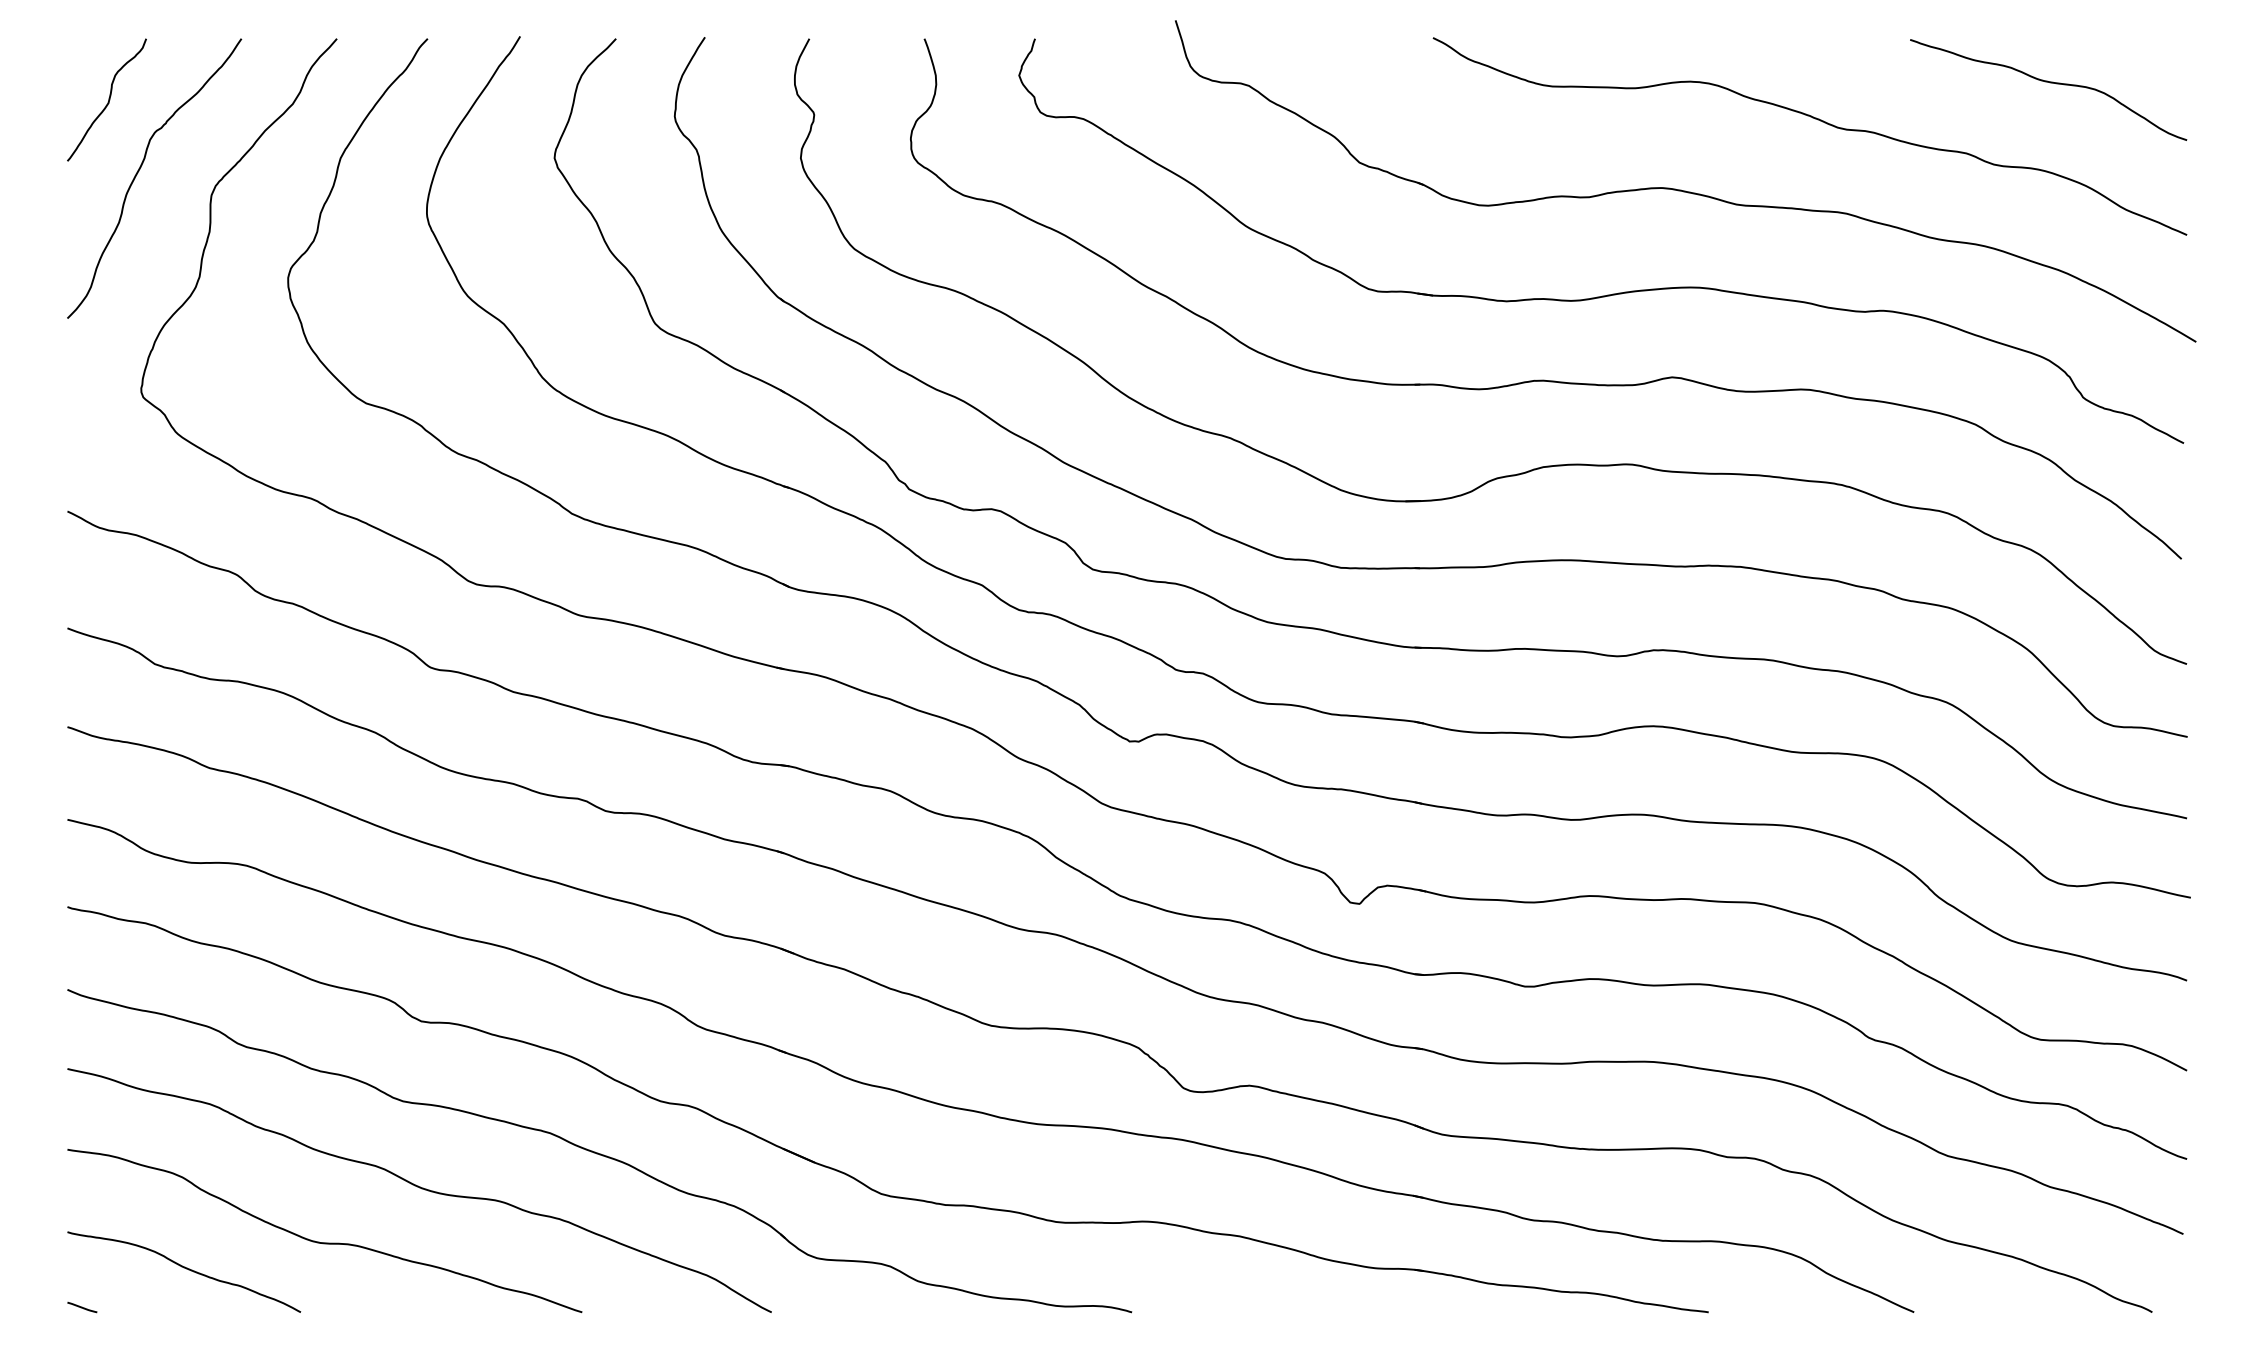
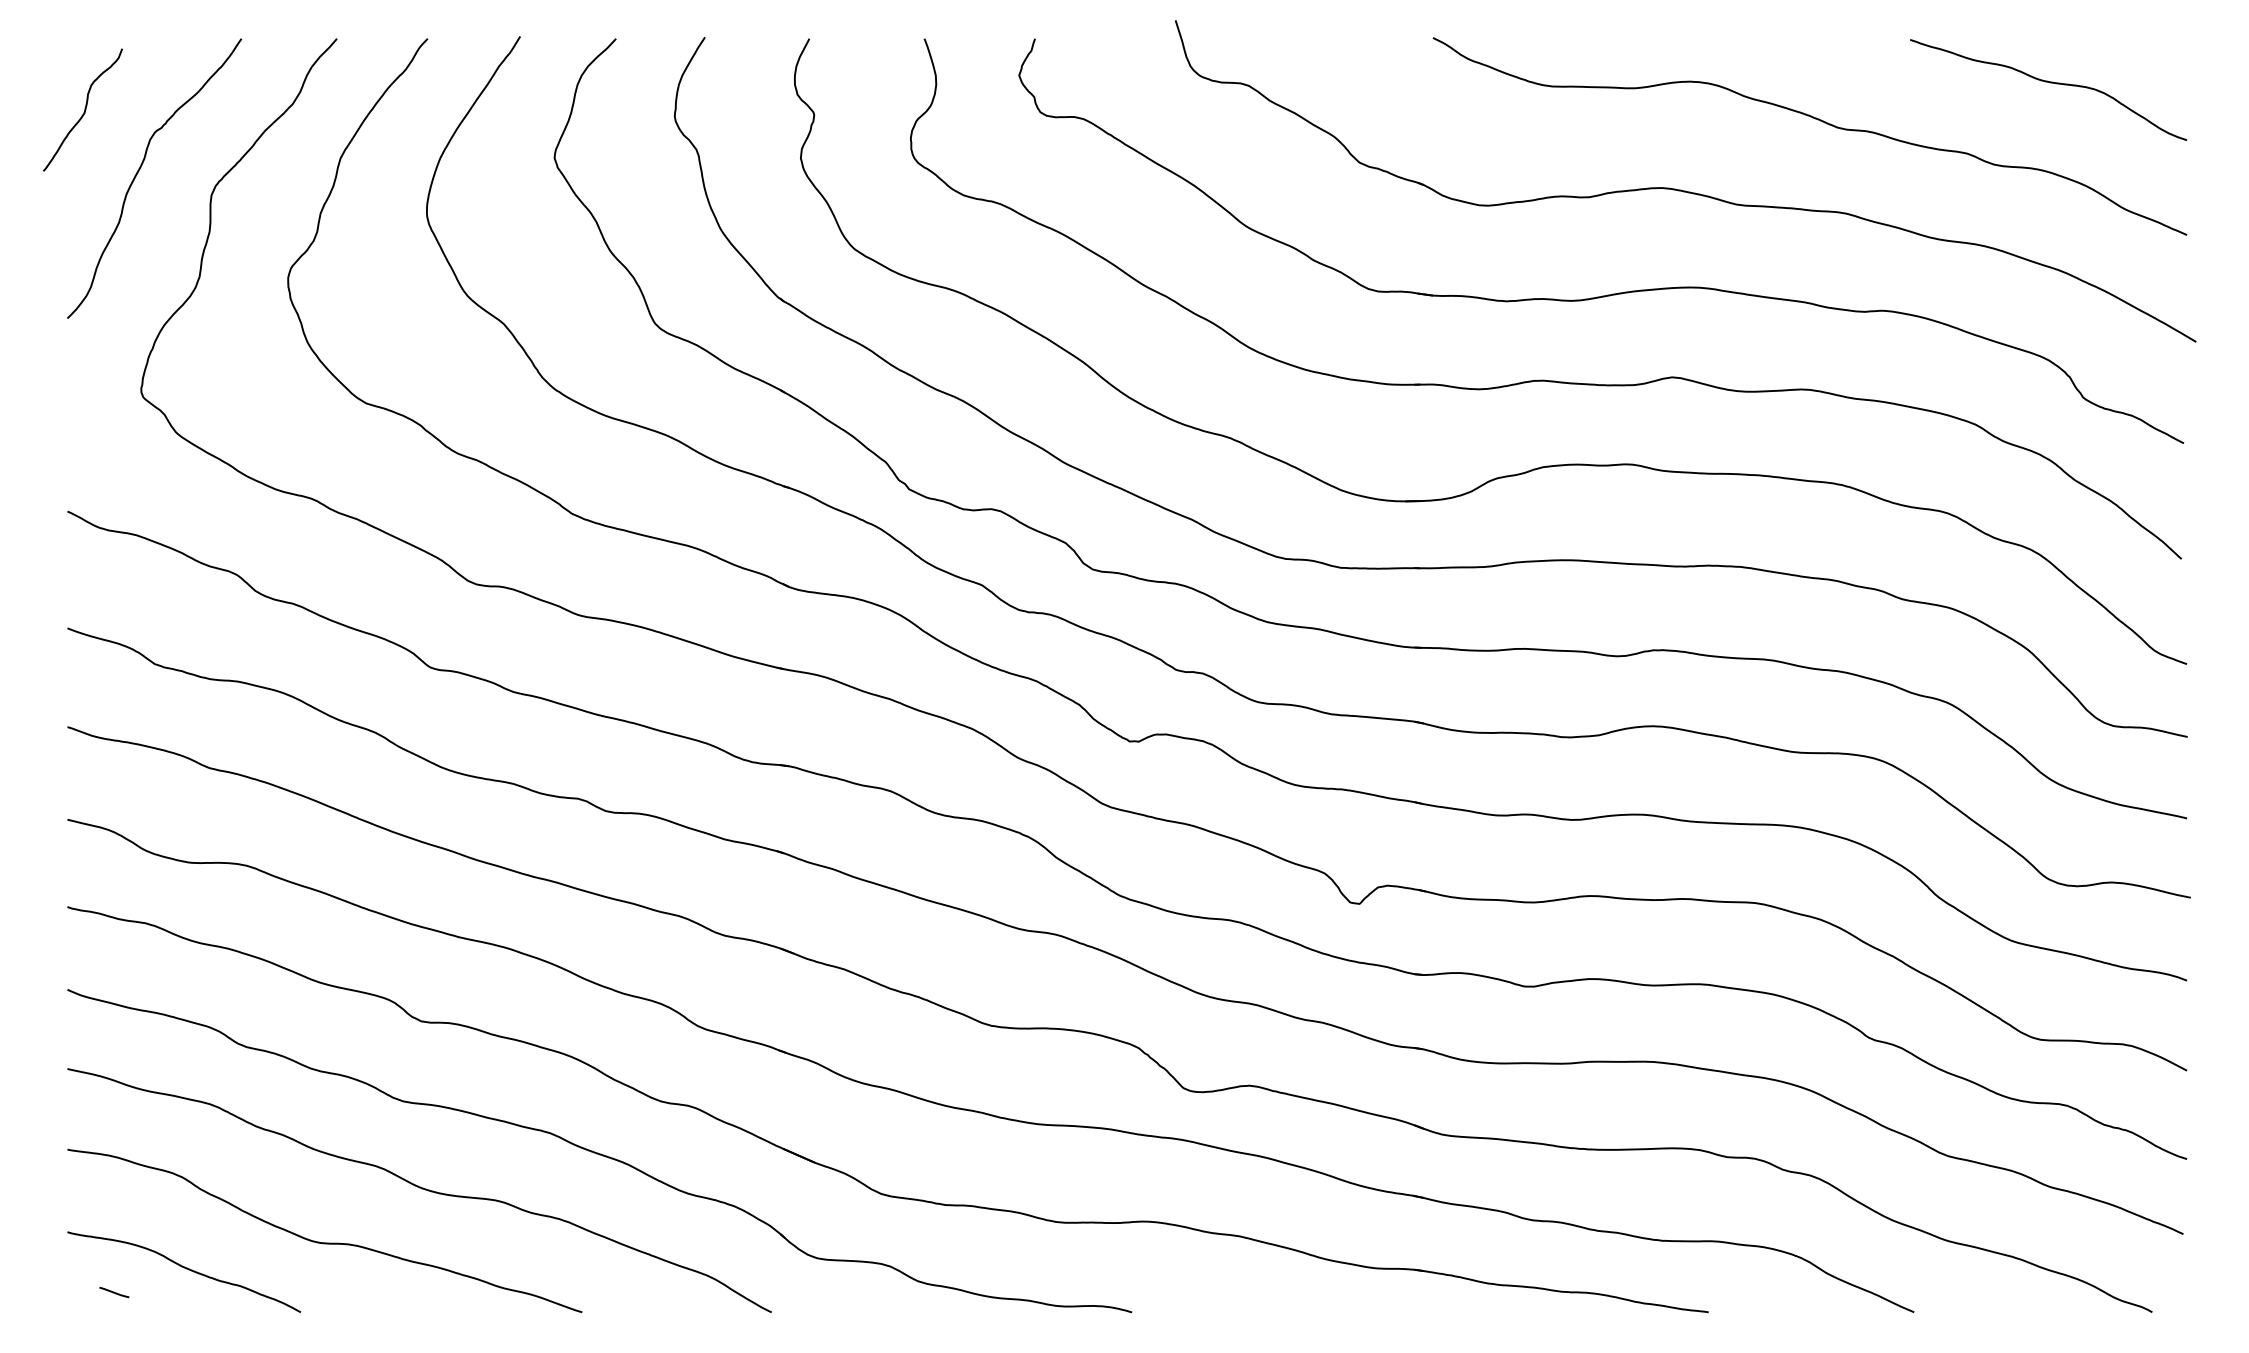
curve position: (108, 99) -> (84, 109) (84, 109)
line position: (82, 1307) -> (114, 1292) (114, 1292)
